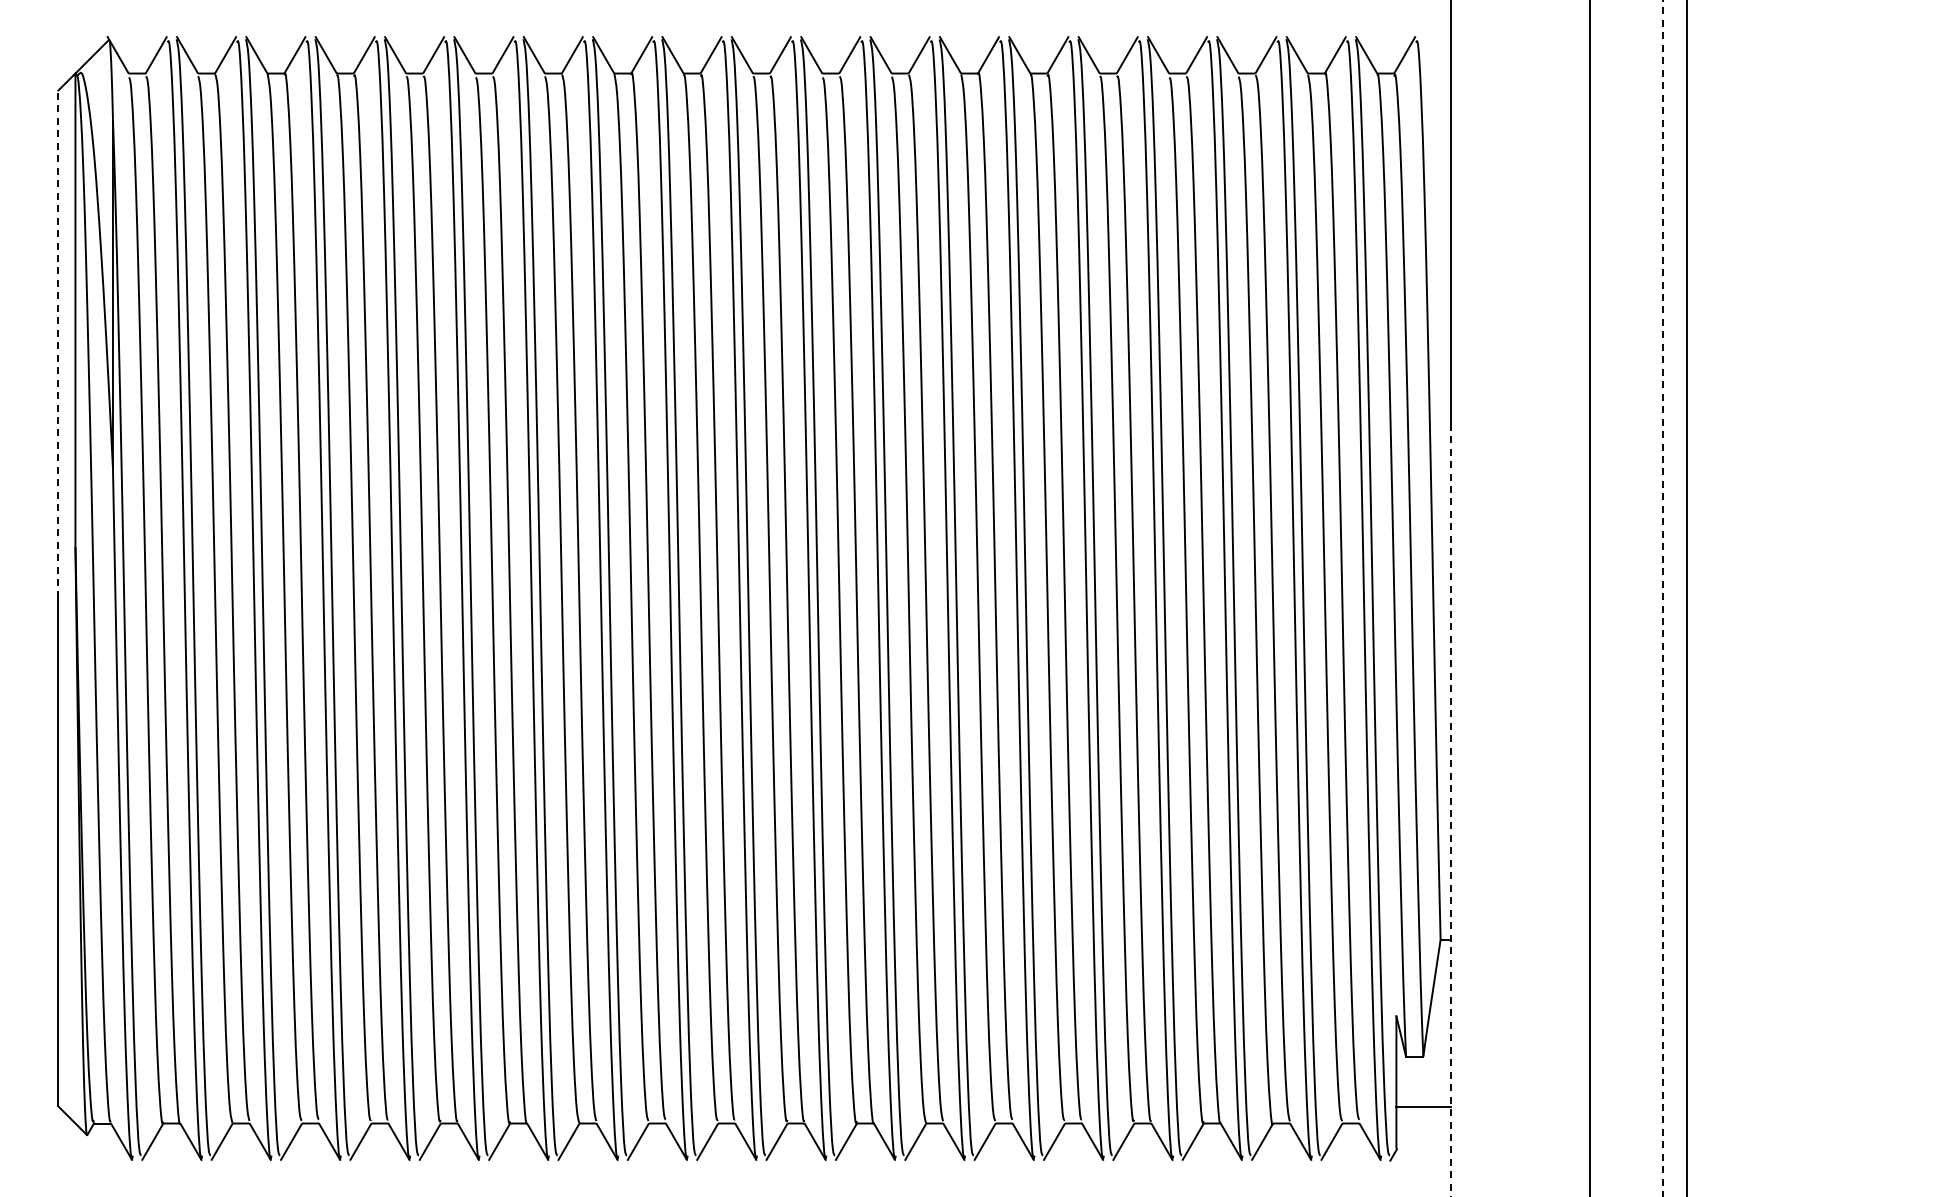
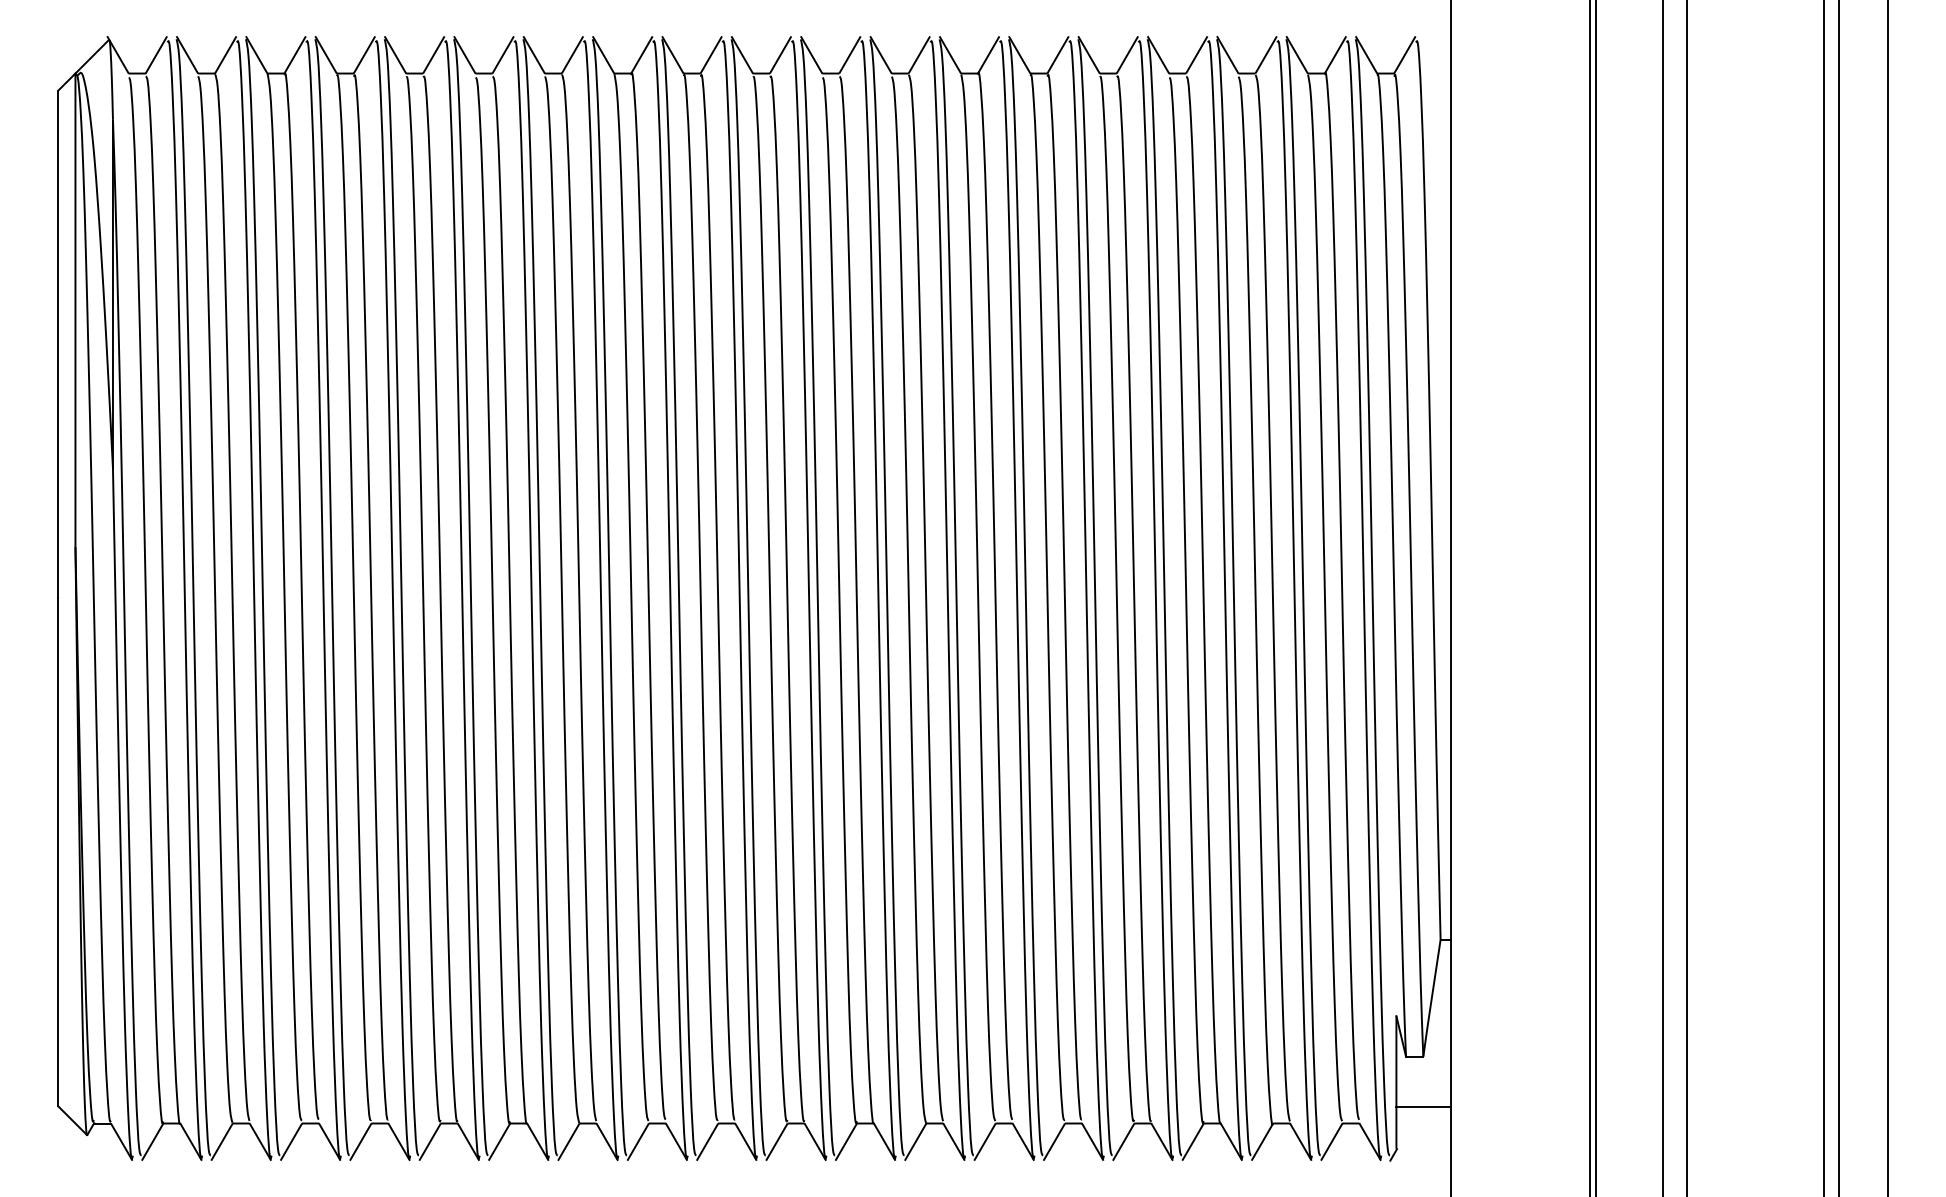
line: dashed -> solid (58, 344)
line: none -> present (1595, 597)
line: none -> present (1823, 597)
line: none -> present (1839, 597)
line: none -> present (1887, 597)
line: dashed -> solid (1663, 598)
line: dashed -> solid (1451, 810)
